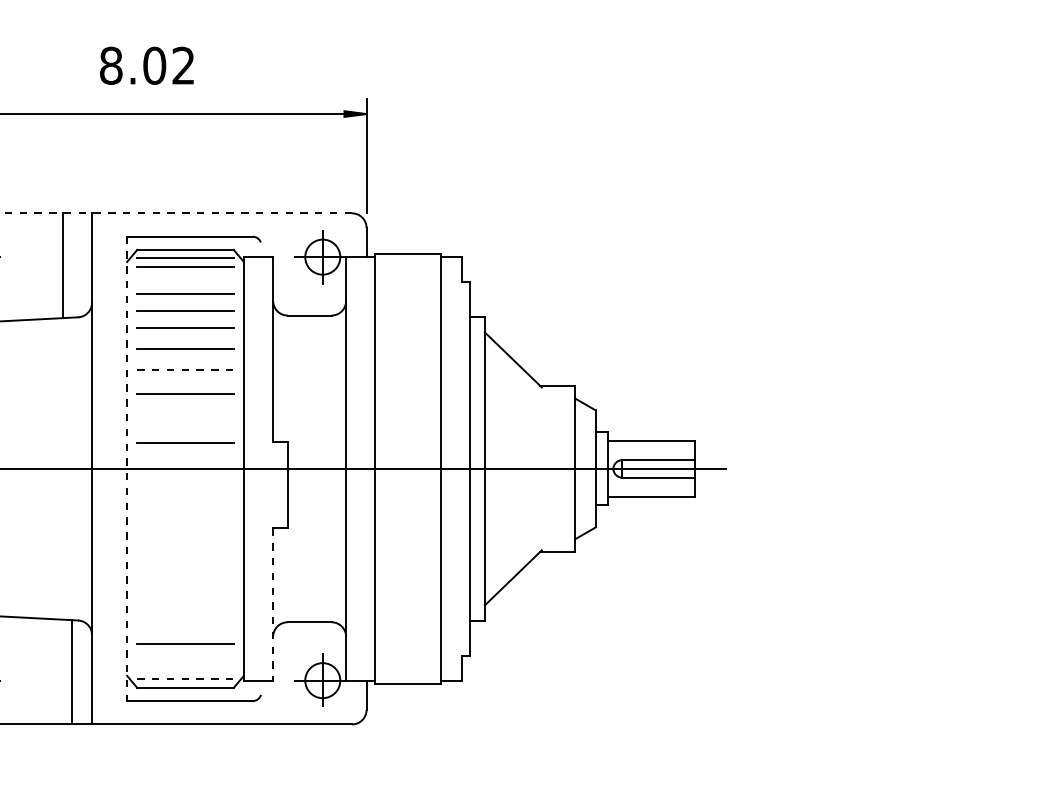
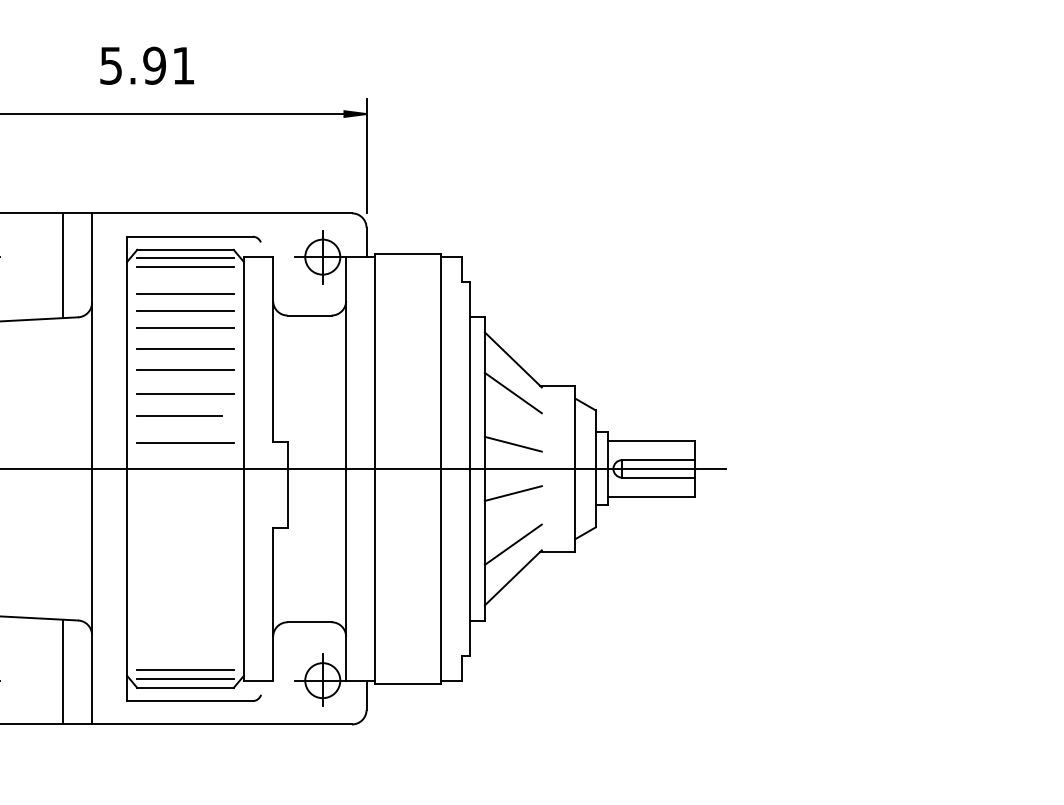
text: 8.02 -> 5.91 (146, 65)
line: dashed -> solid (176, 213)
line: dashed -> solid (186, 369)
line: none -> present (512, 392)
line: none -> present (179, 416)
line: none -> present (512, 443)
line: dashed -> solid (127, 469)
line: none -> present (512, 493)
line: none -> present (512, 544)
line: dashed -> solid (273, 605)
line position: (185, 643) -> (185, 669) (185, 669)
line position: (71, 671) -> (62, 671) (62, 671)
line: dashed -> solid (186, 679)
